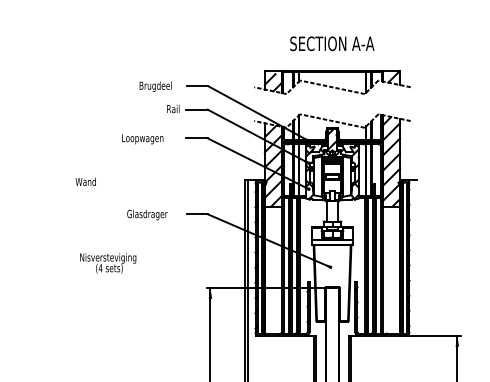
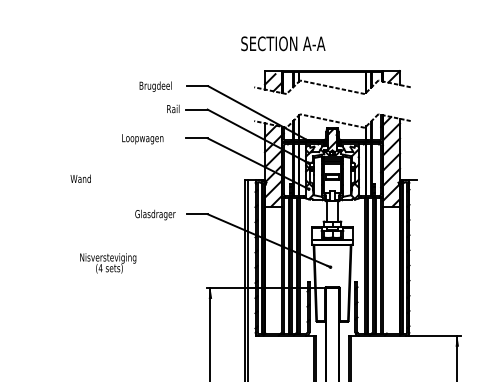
text position: (332, 43) -> (283, 43) (283, 43)
text position: (85, 181) -> (80, 178) (80, 178)
text position: (147, 214) -> (155, 214) (155, 214)
